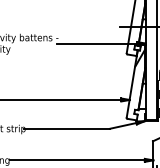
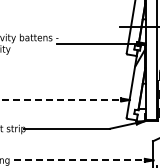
line: solid -> dashed (65, 99)
line: solid -> dashed (81, 160)
